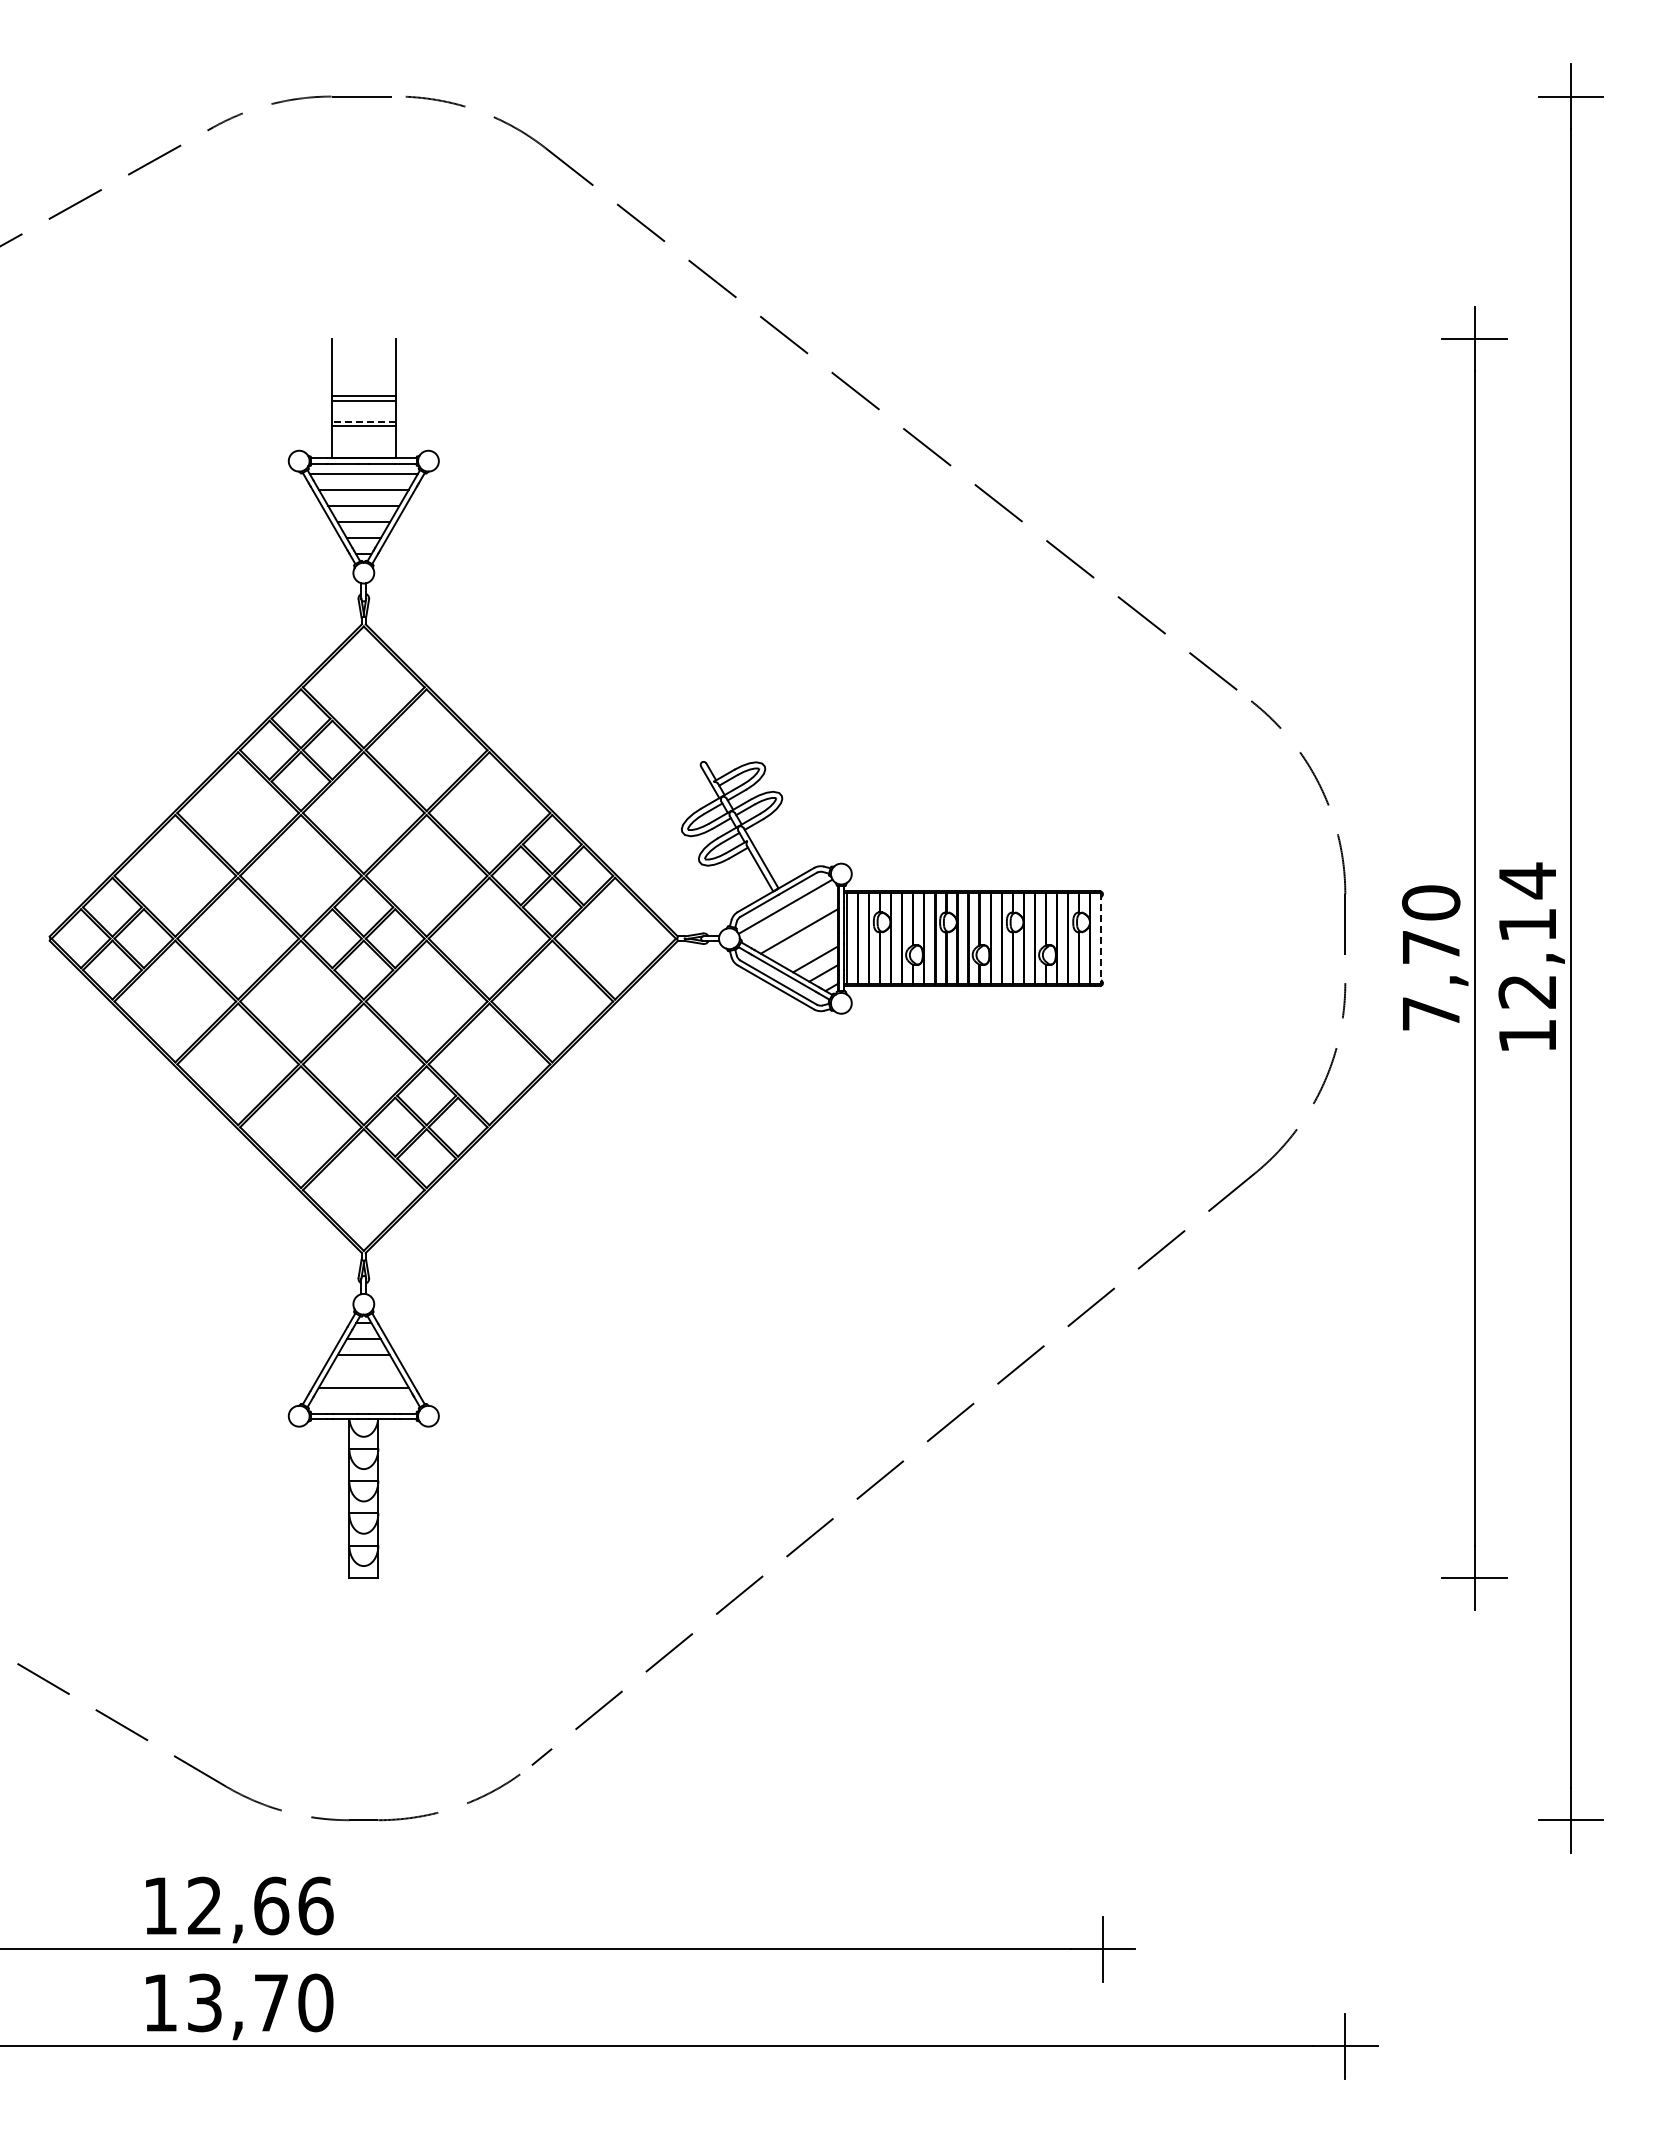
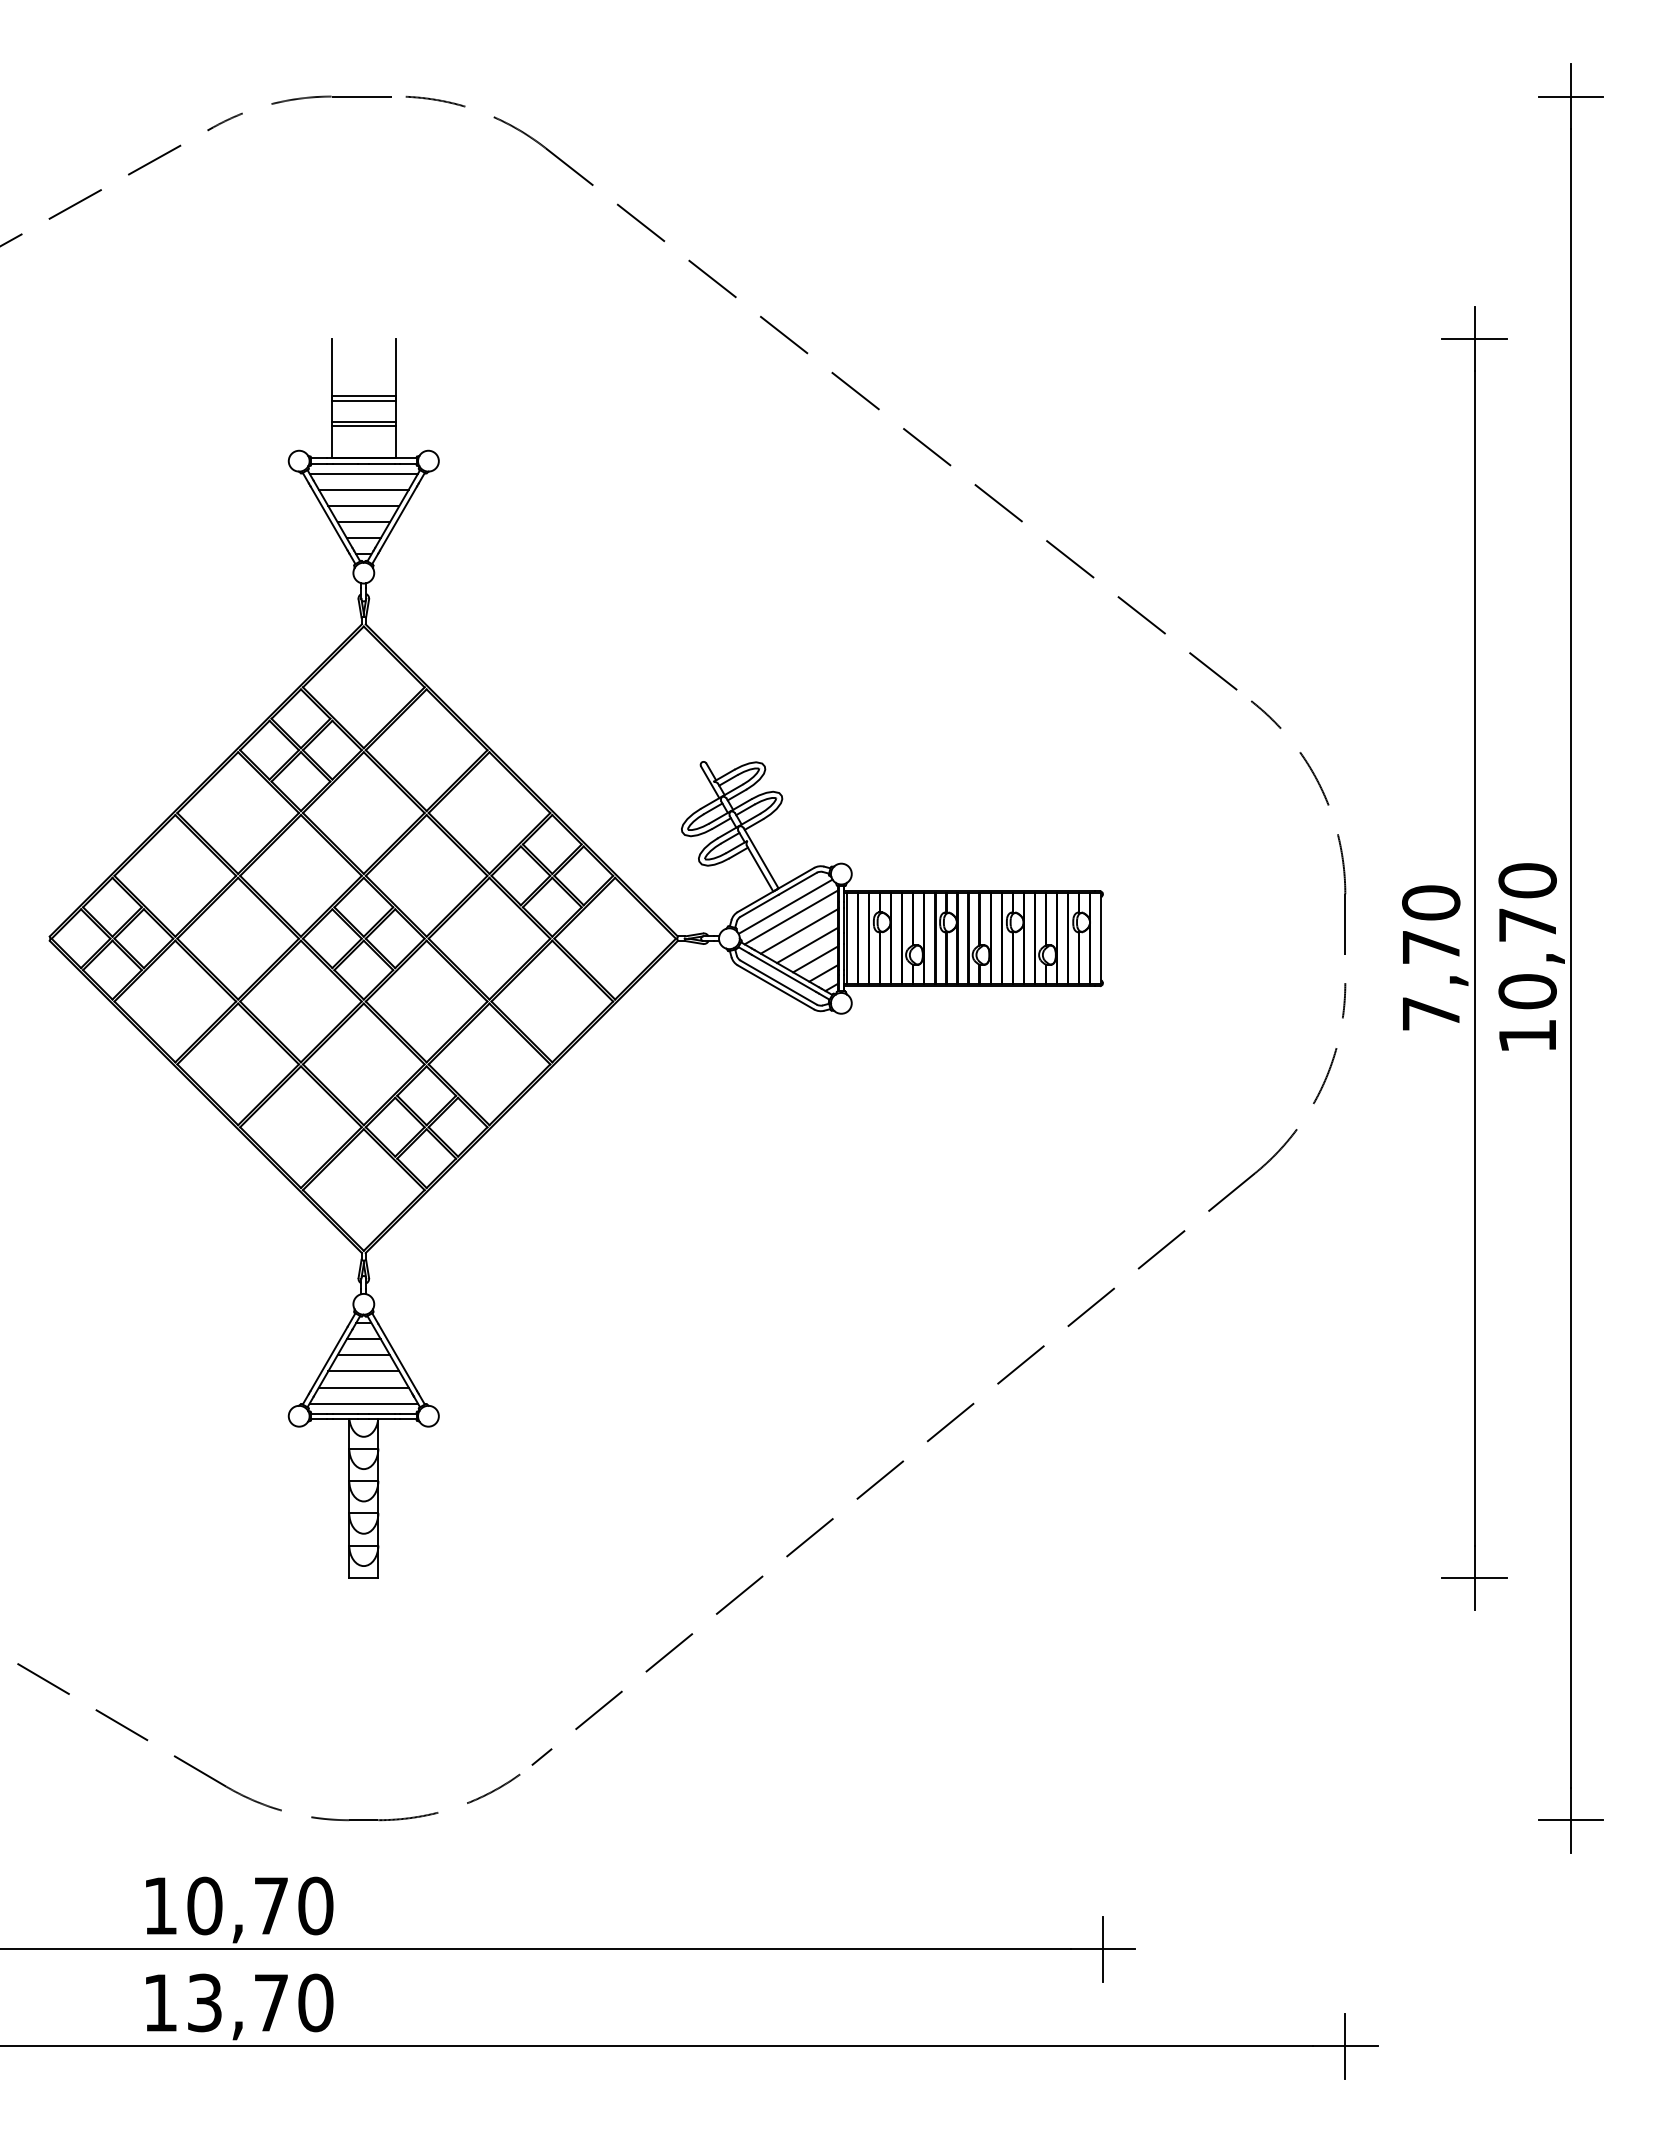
line: dashed -> solid (363, 421)
line: none -> present (791, 917)
text: 12,14 -> 10,70 (1527, 935)
line: dashed -> solid (1100, 939)
line: none -> present (807, 945)
line: none -> present (363, 1371)
line: none -> present (363, 1403)
text: 12,66 -> 10,70 (260, 1905)
